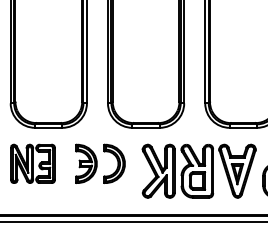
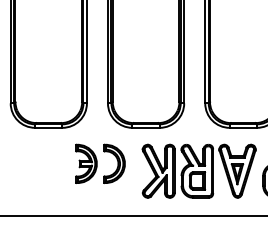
part: present -> none (32, 163)
line: present -> none (133, 214)
line: present -> none (133, 222)
